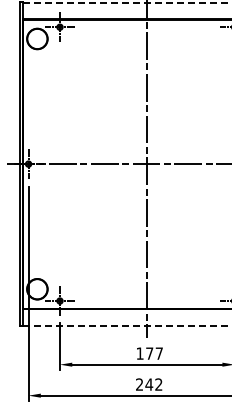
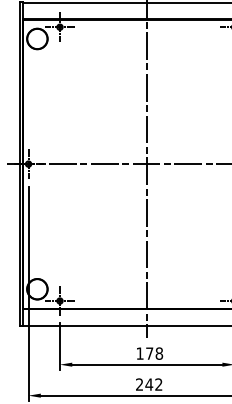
line: dashed -> solid (127, 2)
line: dashed -> solid (126, 325)
text: 177 -> 178 (159, 353)
